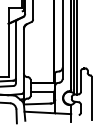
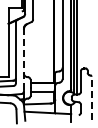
line: solid -> dashed (23, 59)
line: solid -> dashed (91, 98)
